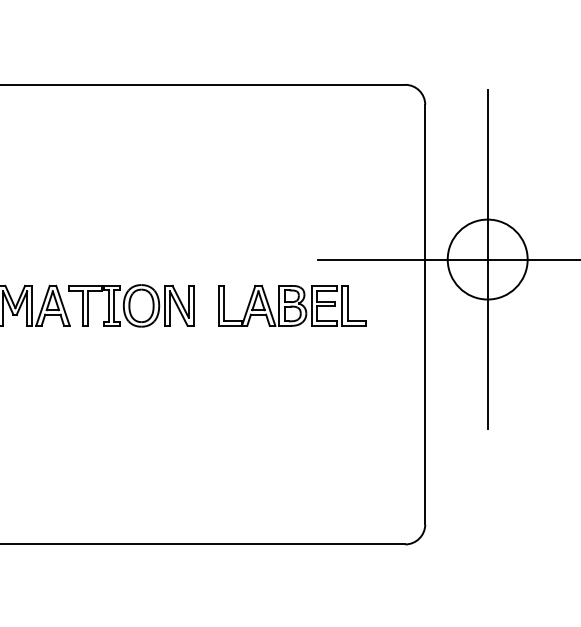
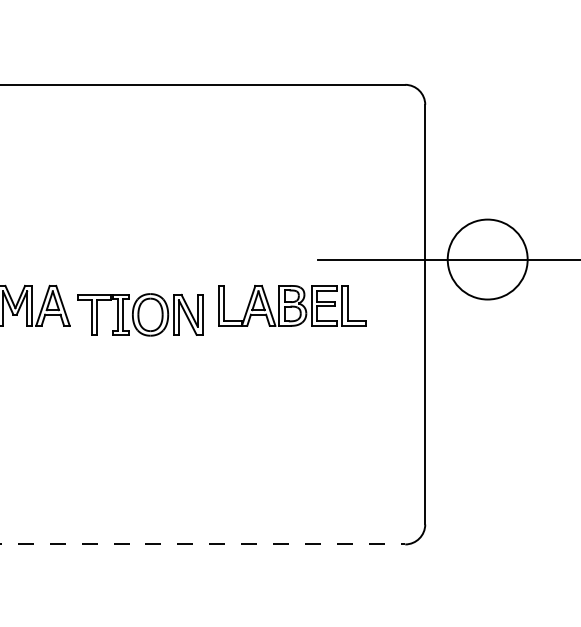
line: present -> none (487, 259)
part position: (131, 305) -> (140, 314) (140, 314)
line: solid -> dashed (203, 544)
